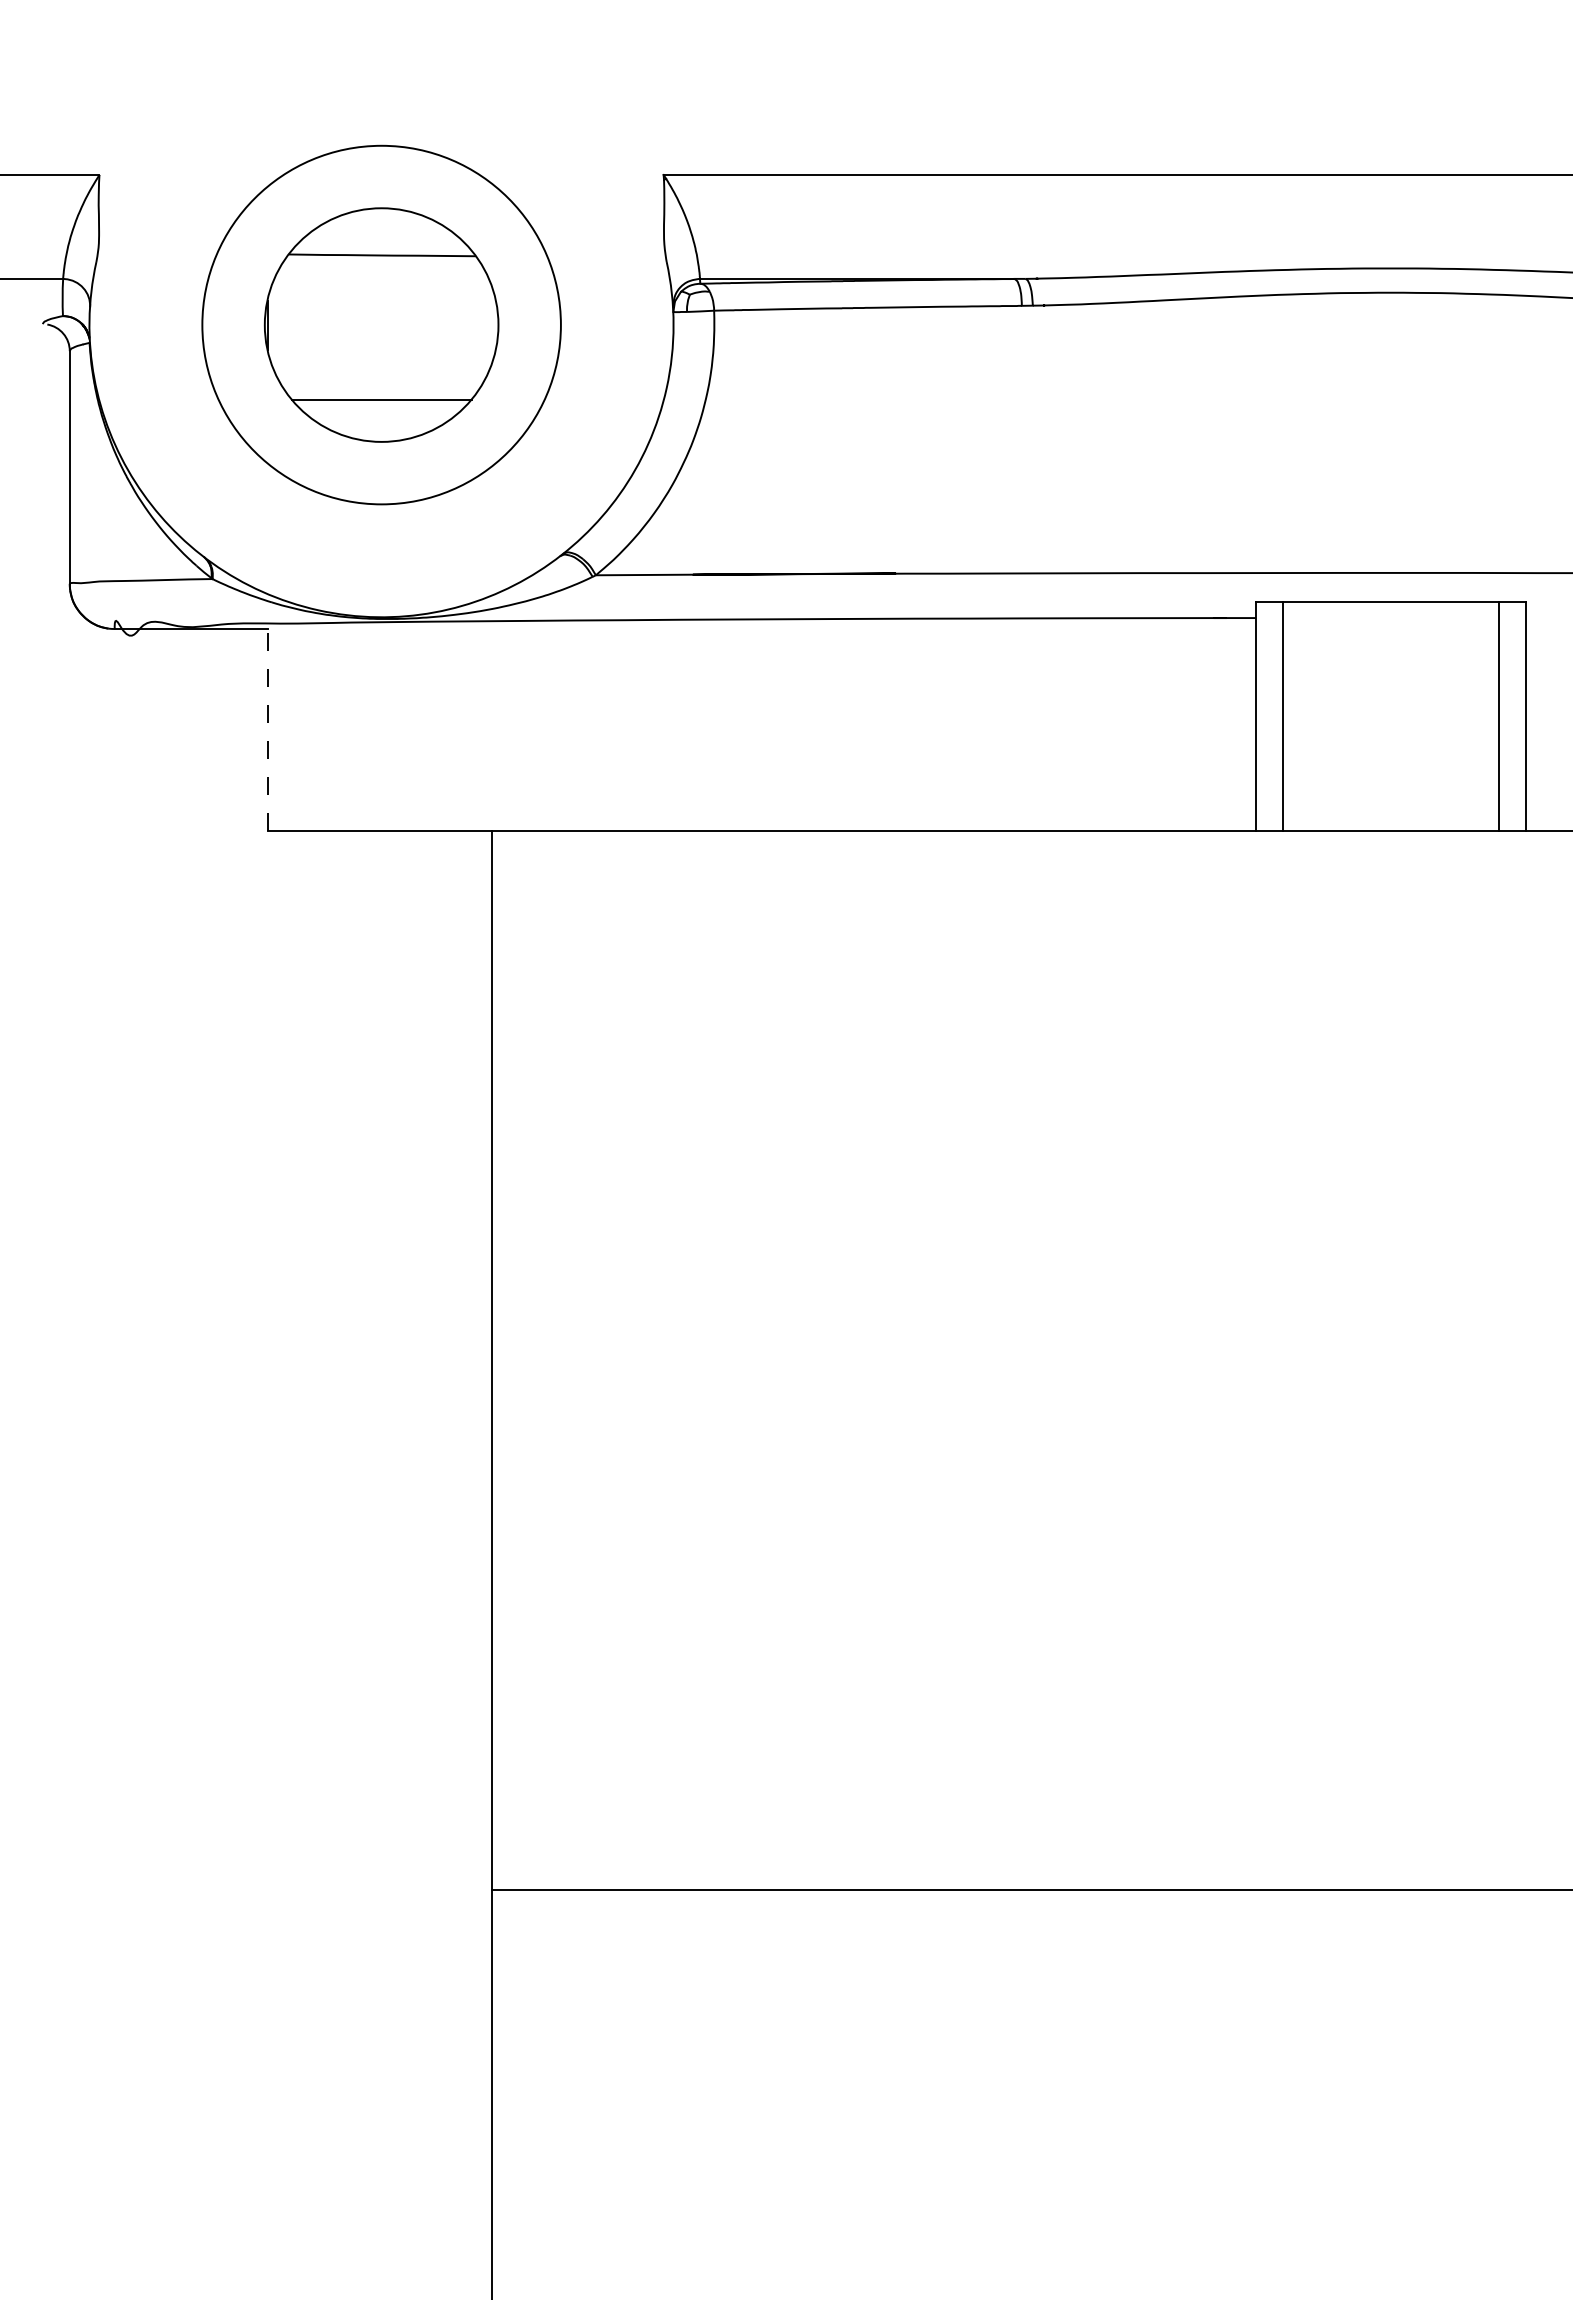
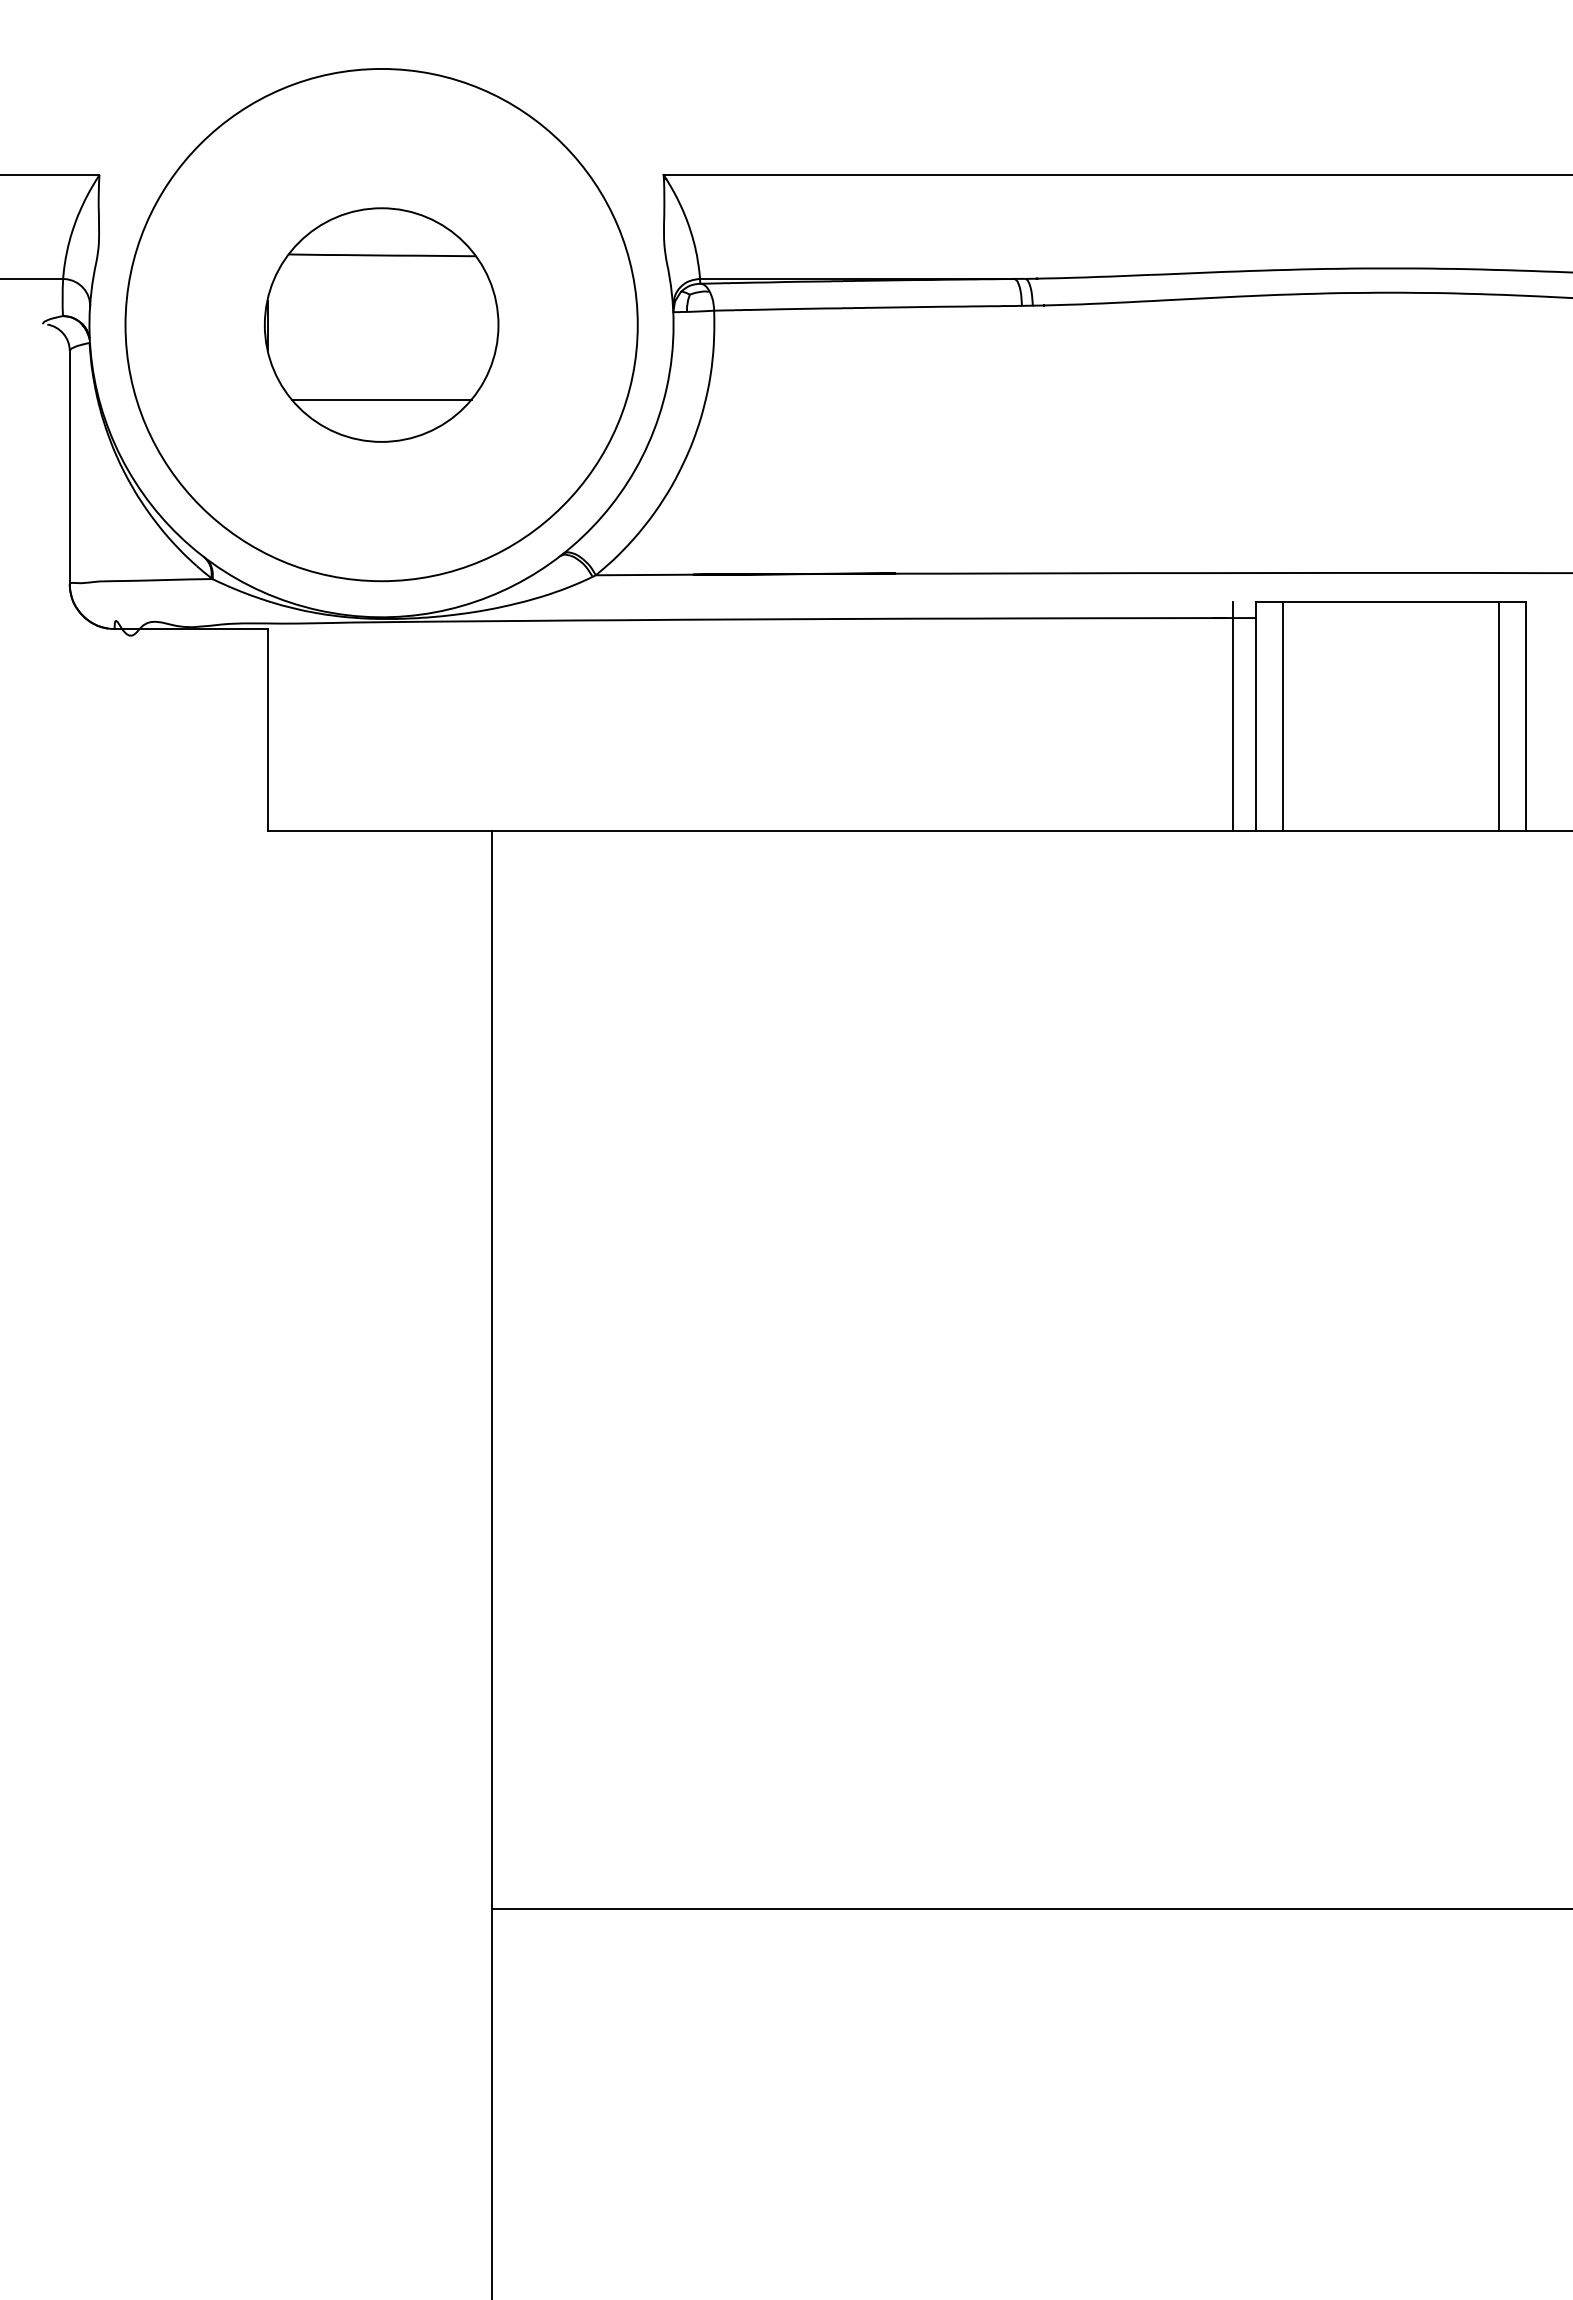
circle diameter: 359 px -> 512 px (381, 324)
line: none -> present (1232, 715)
line: dashed -> solid (267, 729)
line position: (1030, 1890) -> (1030, 1909) (1030, 1909)
